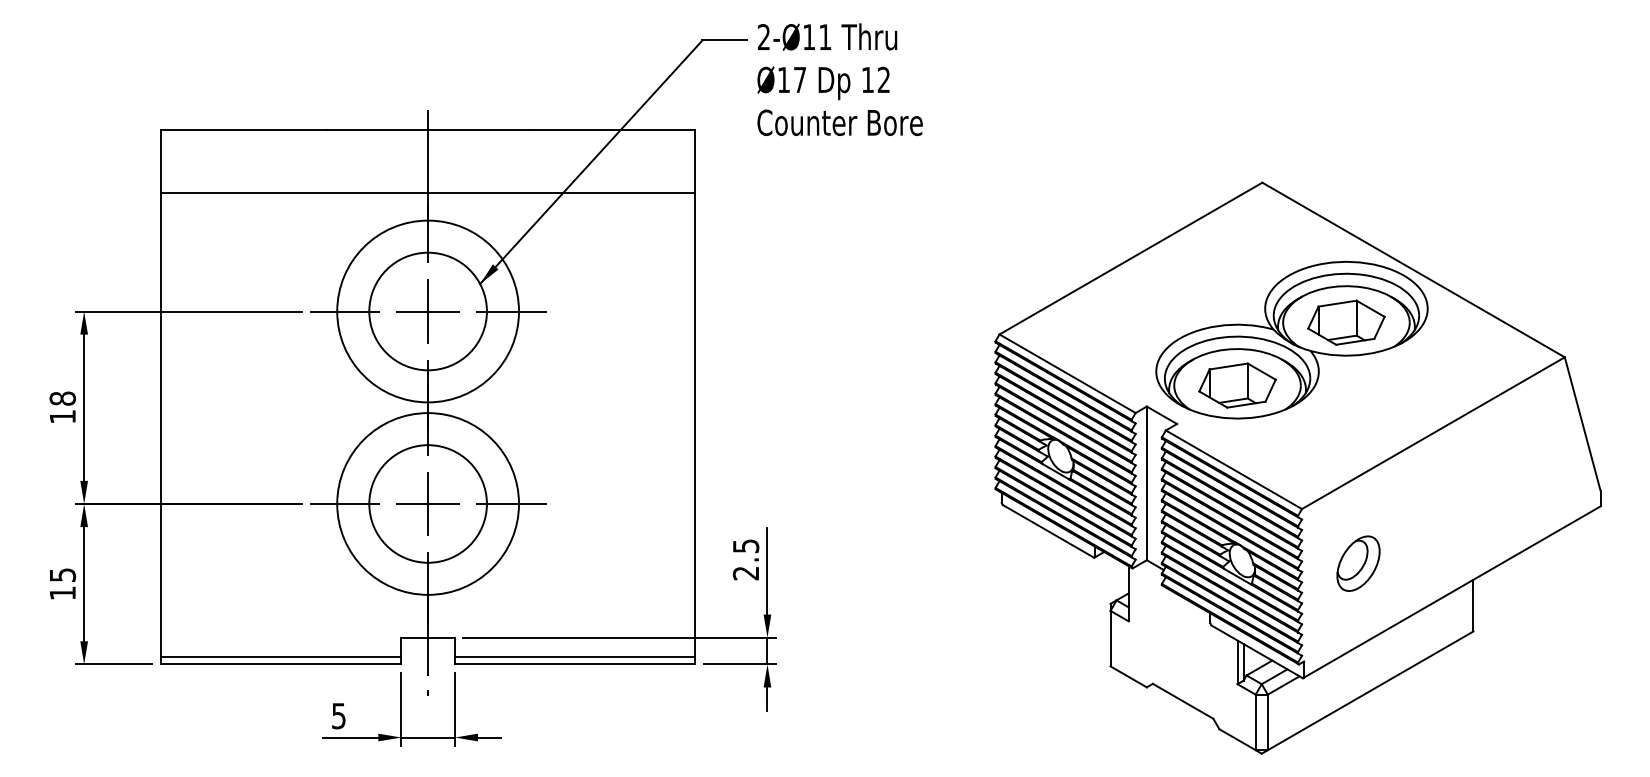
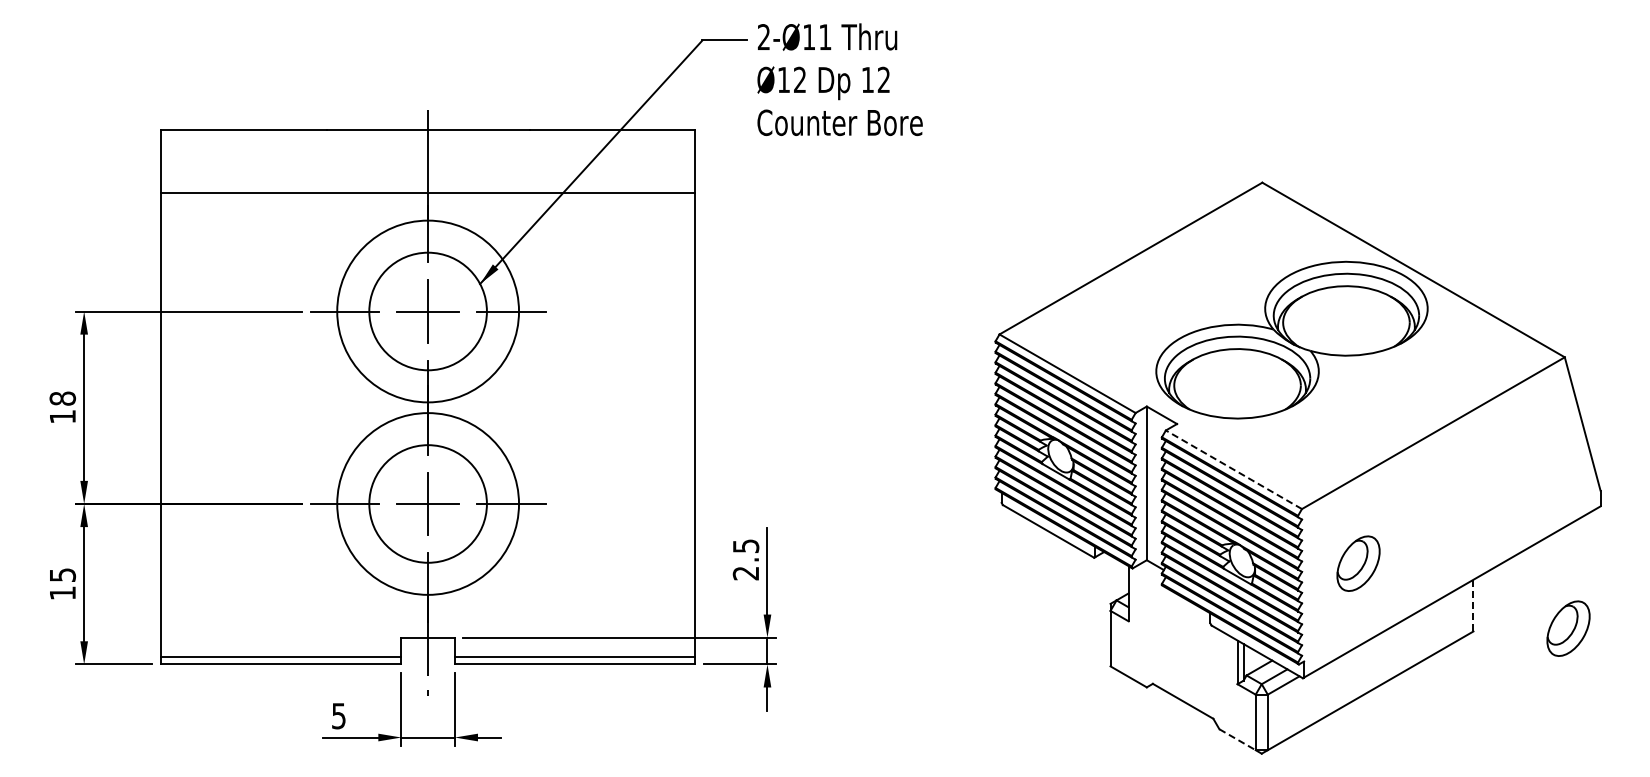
text: Ø17 -> Ø12 (799, 79)
part: present -> none (1346, 322)
part: present -> none (1237, 385)
line: solid -> dashed (1233, 469)
line: solid -> dashed (1473, 605)
part: none -> present (1568, 628)
line: solid -> dashed (1237, 739)
